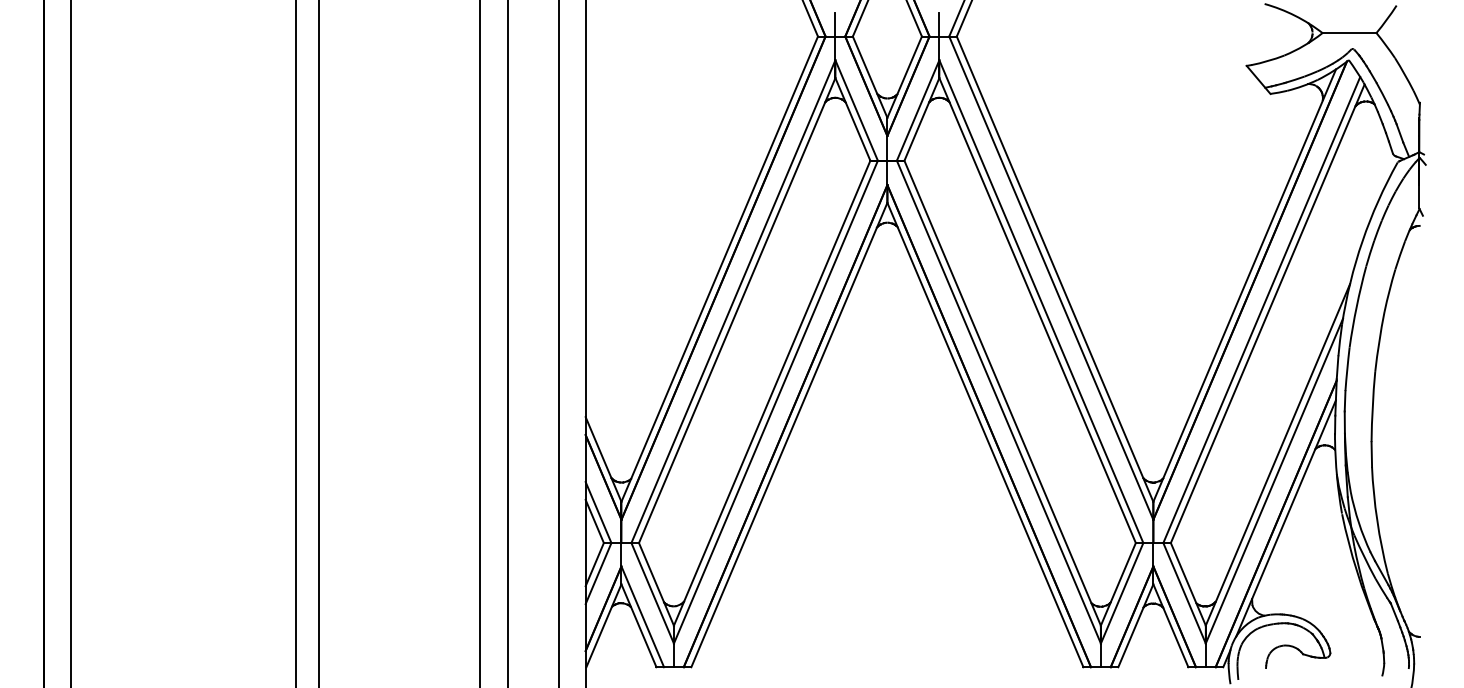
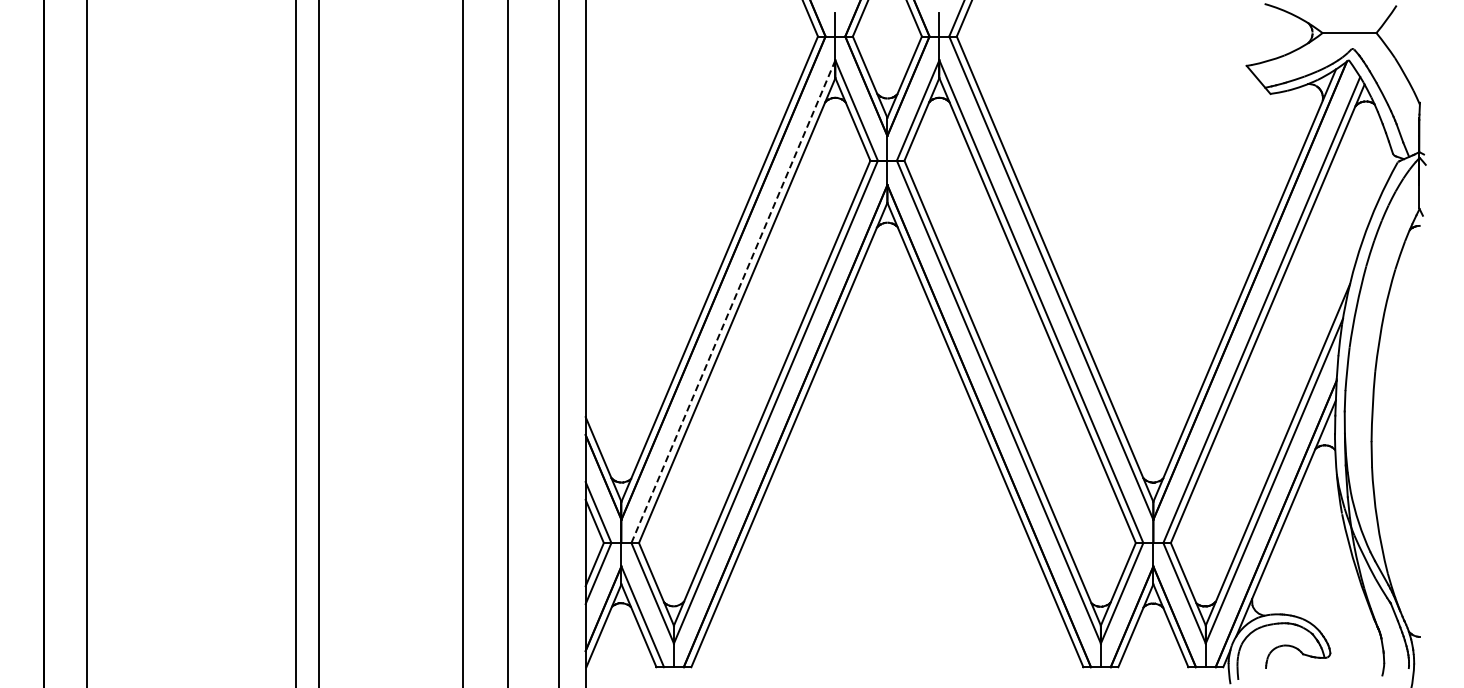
line: solid -> dashed (733, 301)
line position: (71, 343) -> (87, 343) (87, 343)
line position: (480, 343) -> (463, 343) (463, 343)
